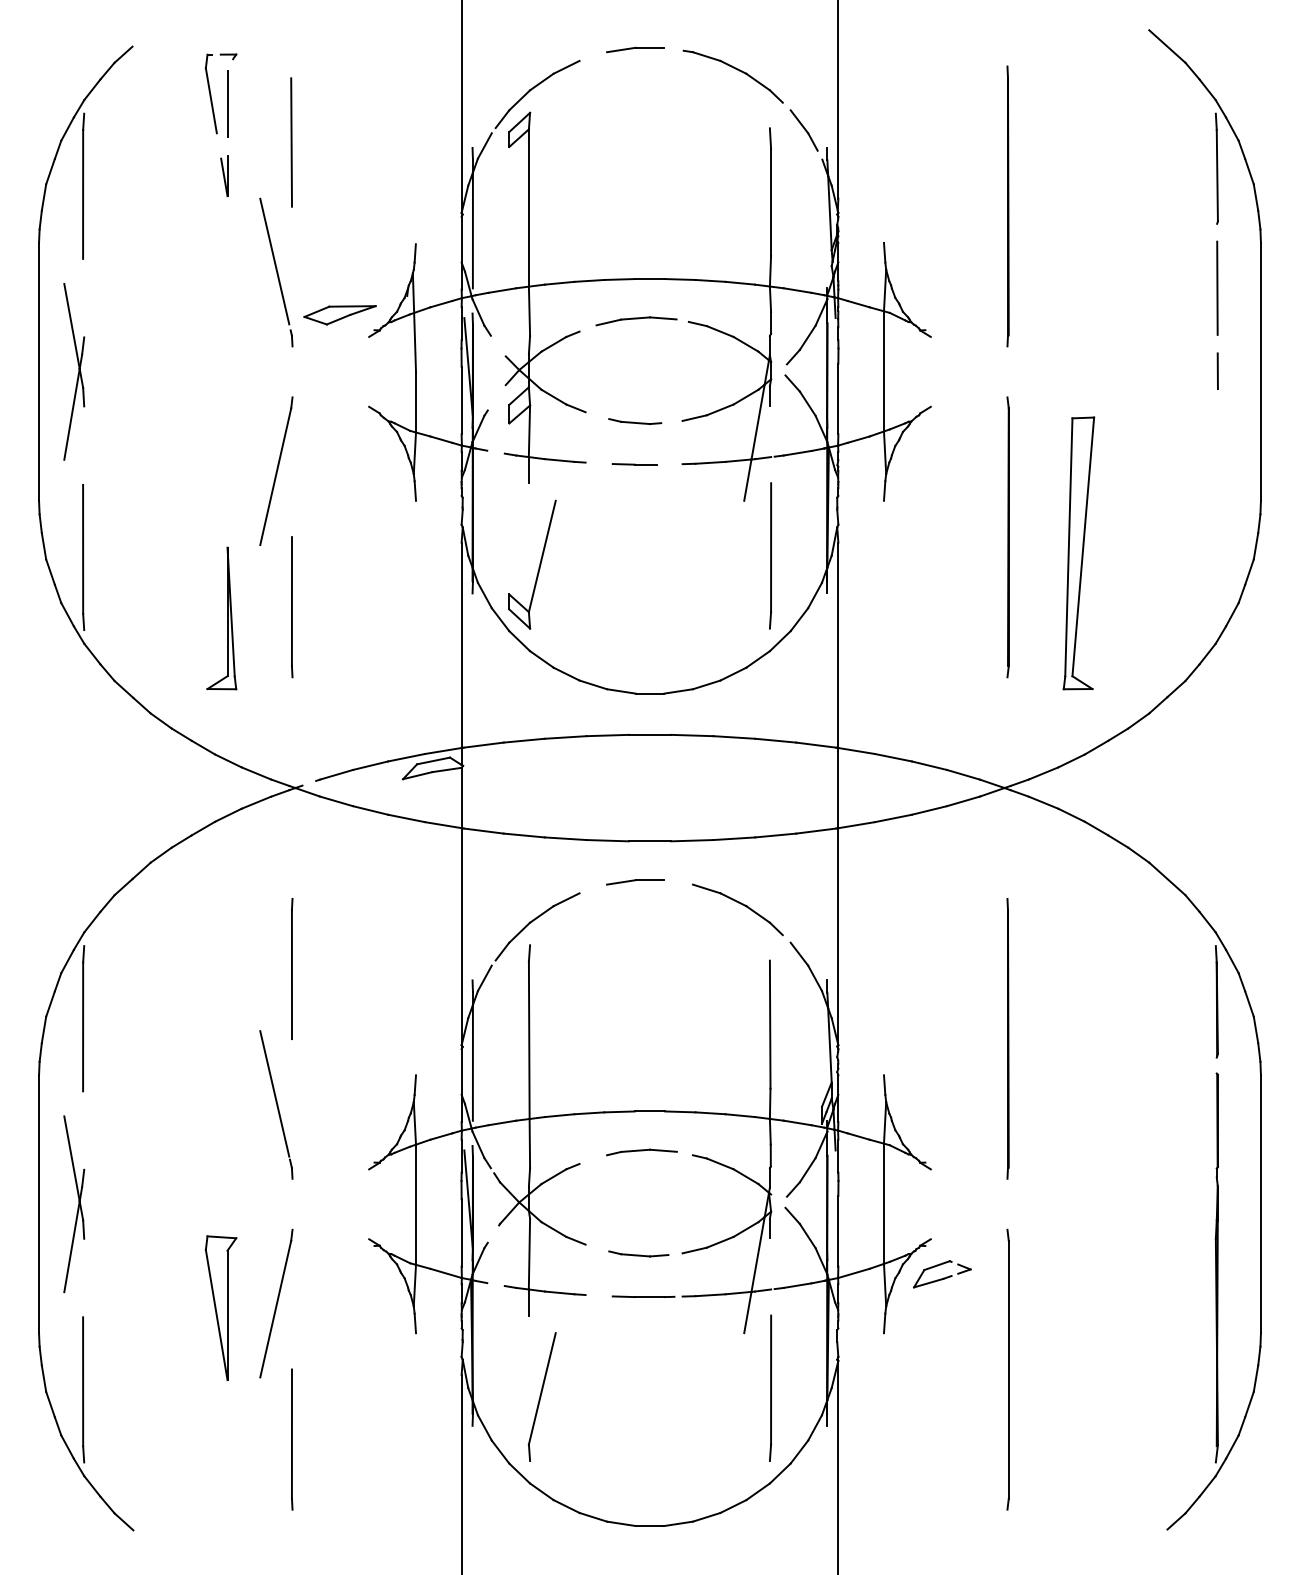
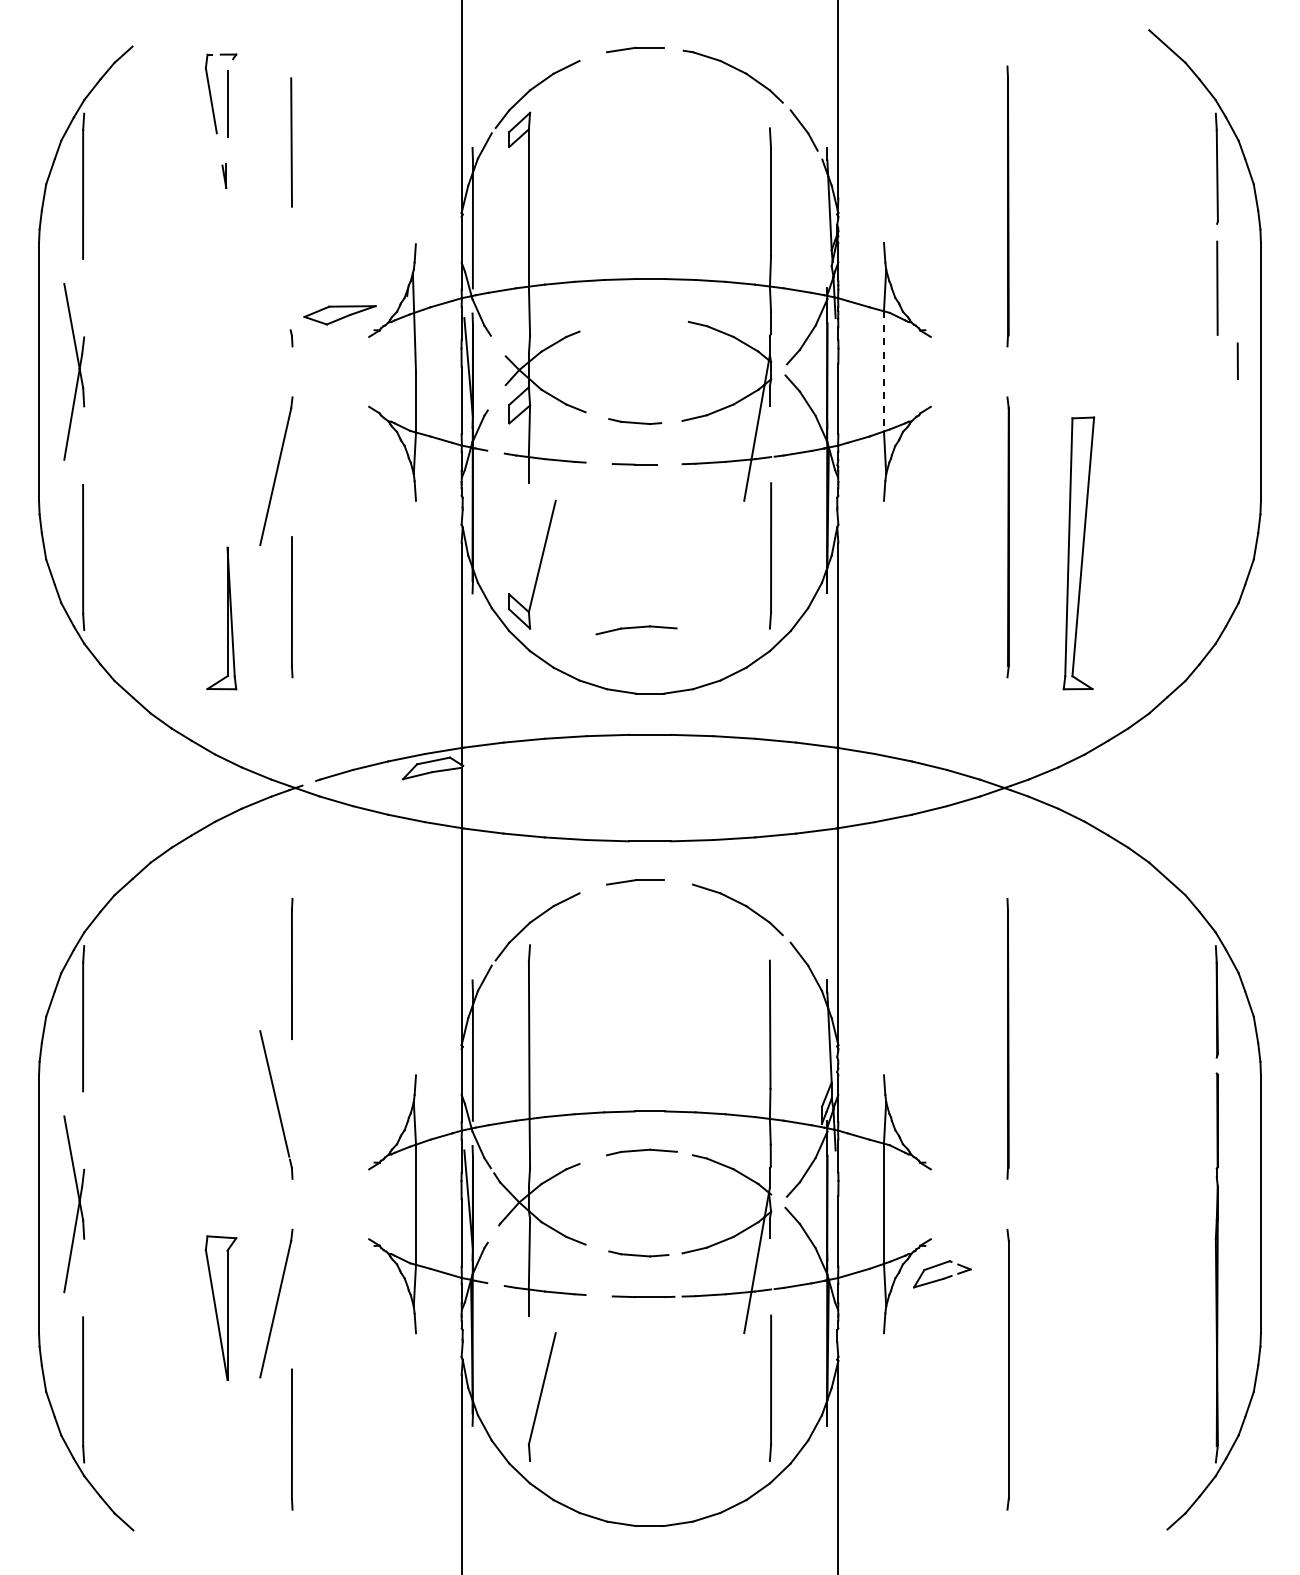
part size: 9x42 px -> 7x26 px (224, 175)
line: present -> none (274, 261)
part position: (636, 321) -> (636, 630) (636, 630)
line position: (1217, 370) -> (1237, 360) (1237, 360)
line: solid -> dashed (883, 371)
